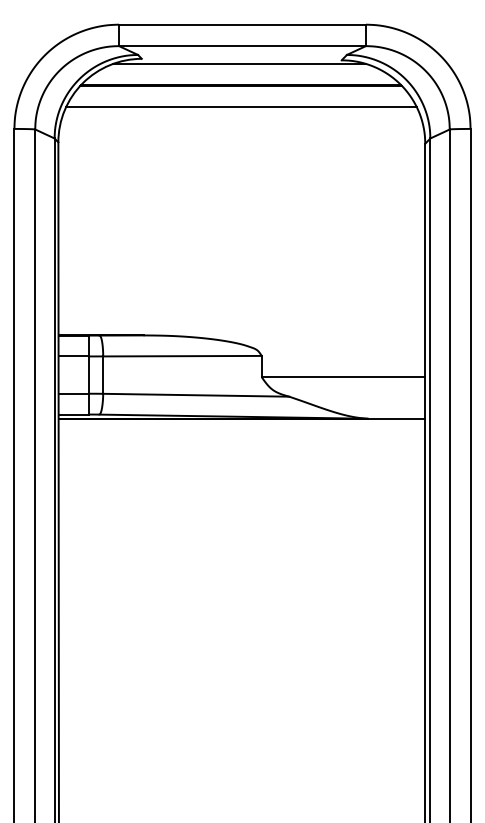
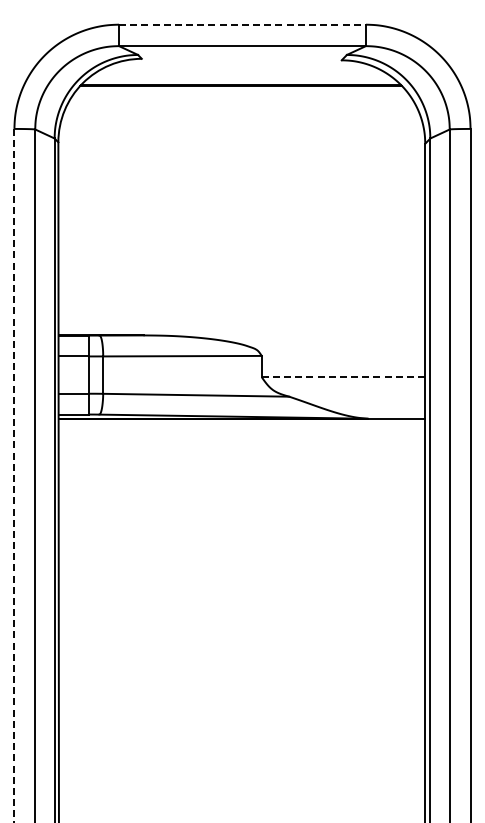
line: solid -> dashed (243, 24)
line: present -> none (239, 64)
line: present -> none (241, 106)
line: solid -> dashed (343, 377)
line: solid -> dashed (14, 475)
